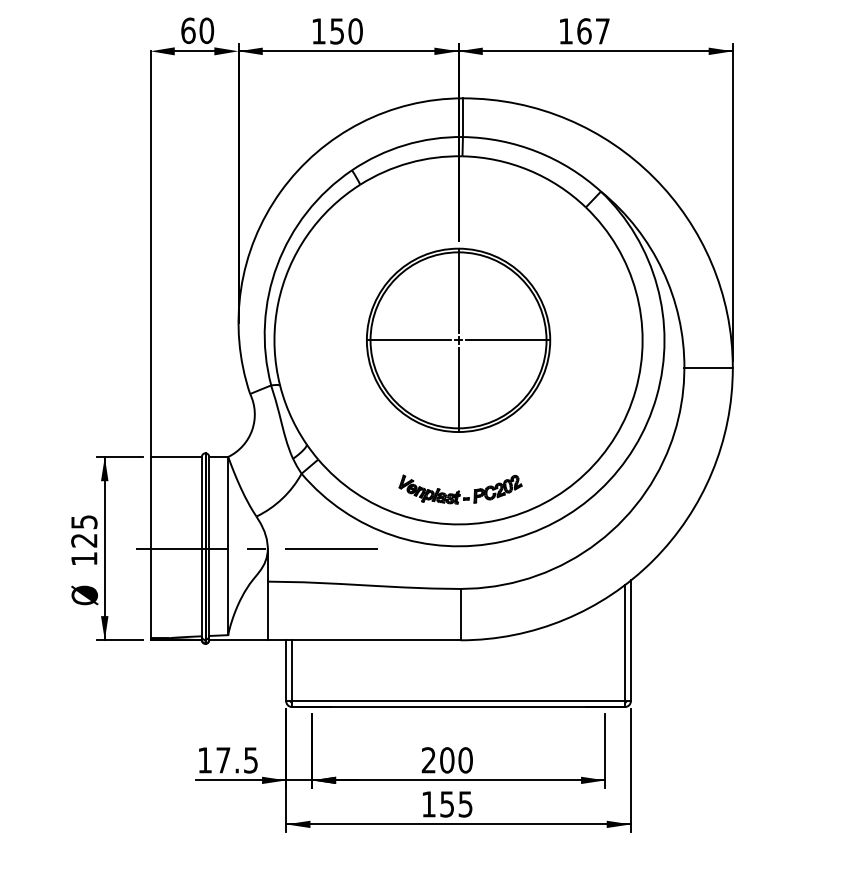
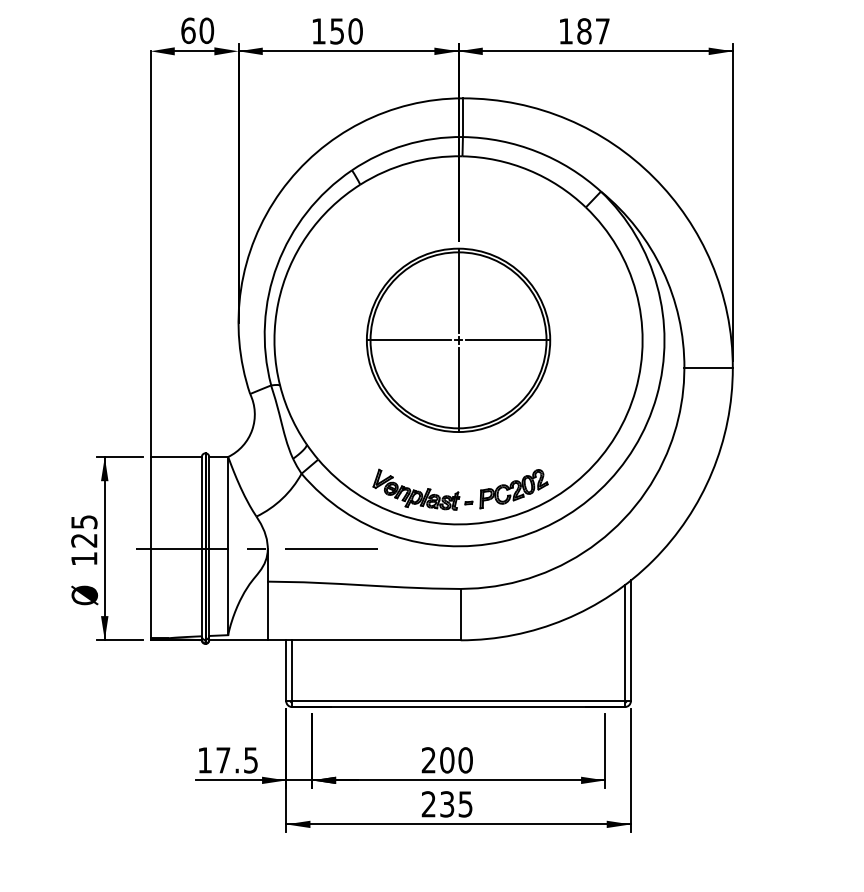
text: 167 -> 187 (584, 31)
part size: 125x31 px -> 177x43 px (460, 489)
text: 155 -> 235 (437, 804)
